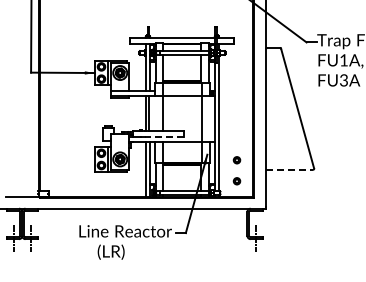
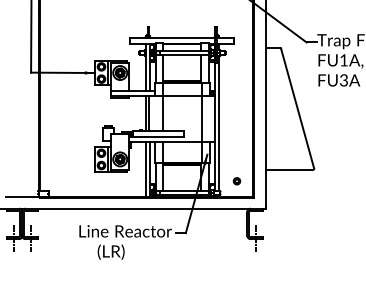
line: dashed -> solid (163, 136)
part: present -> none (236, 160)
line: dashed -> solid (290, 169)
